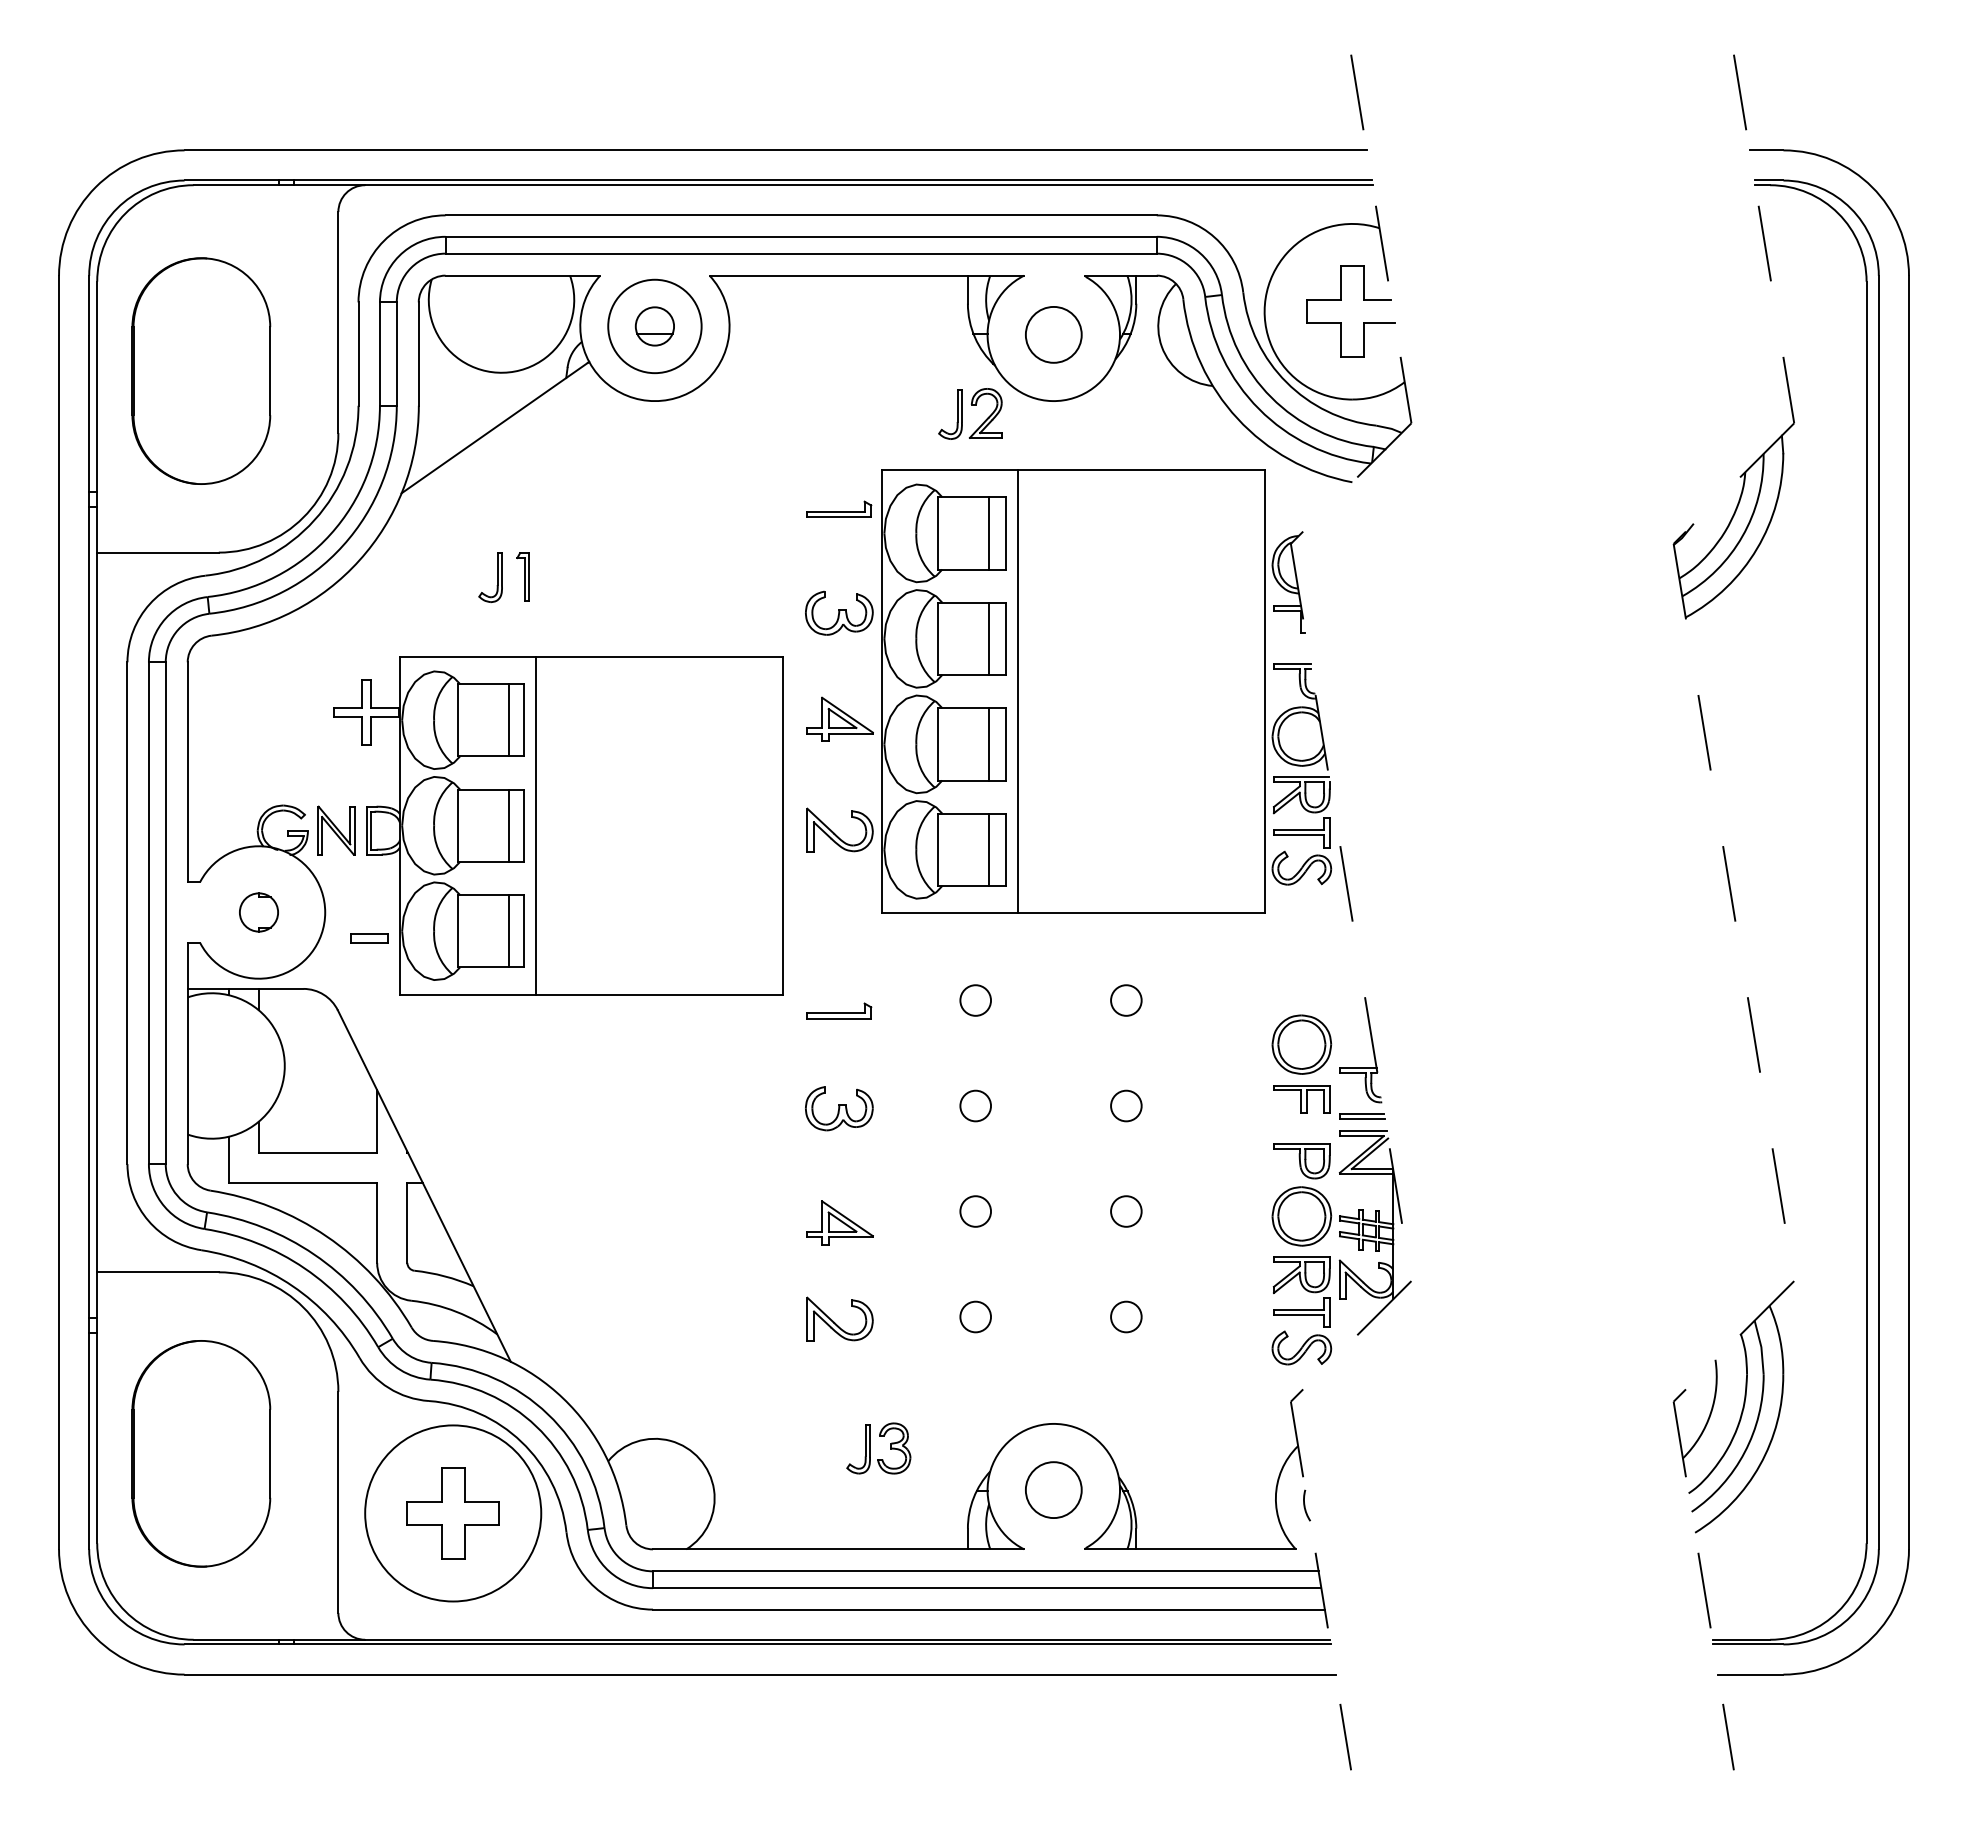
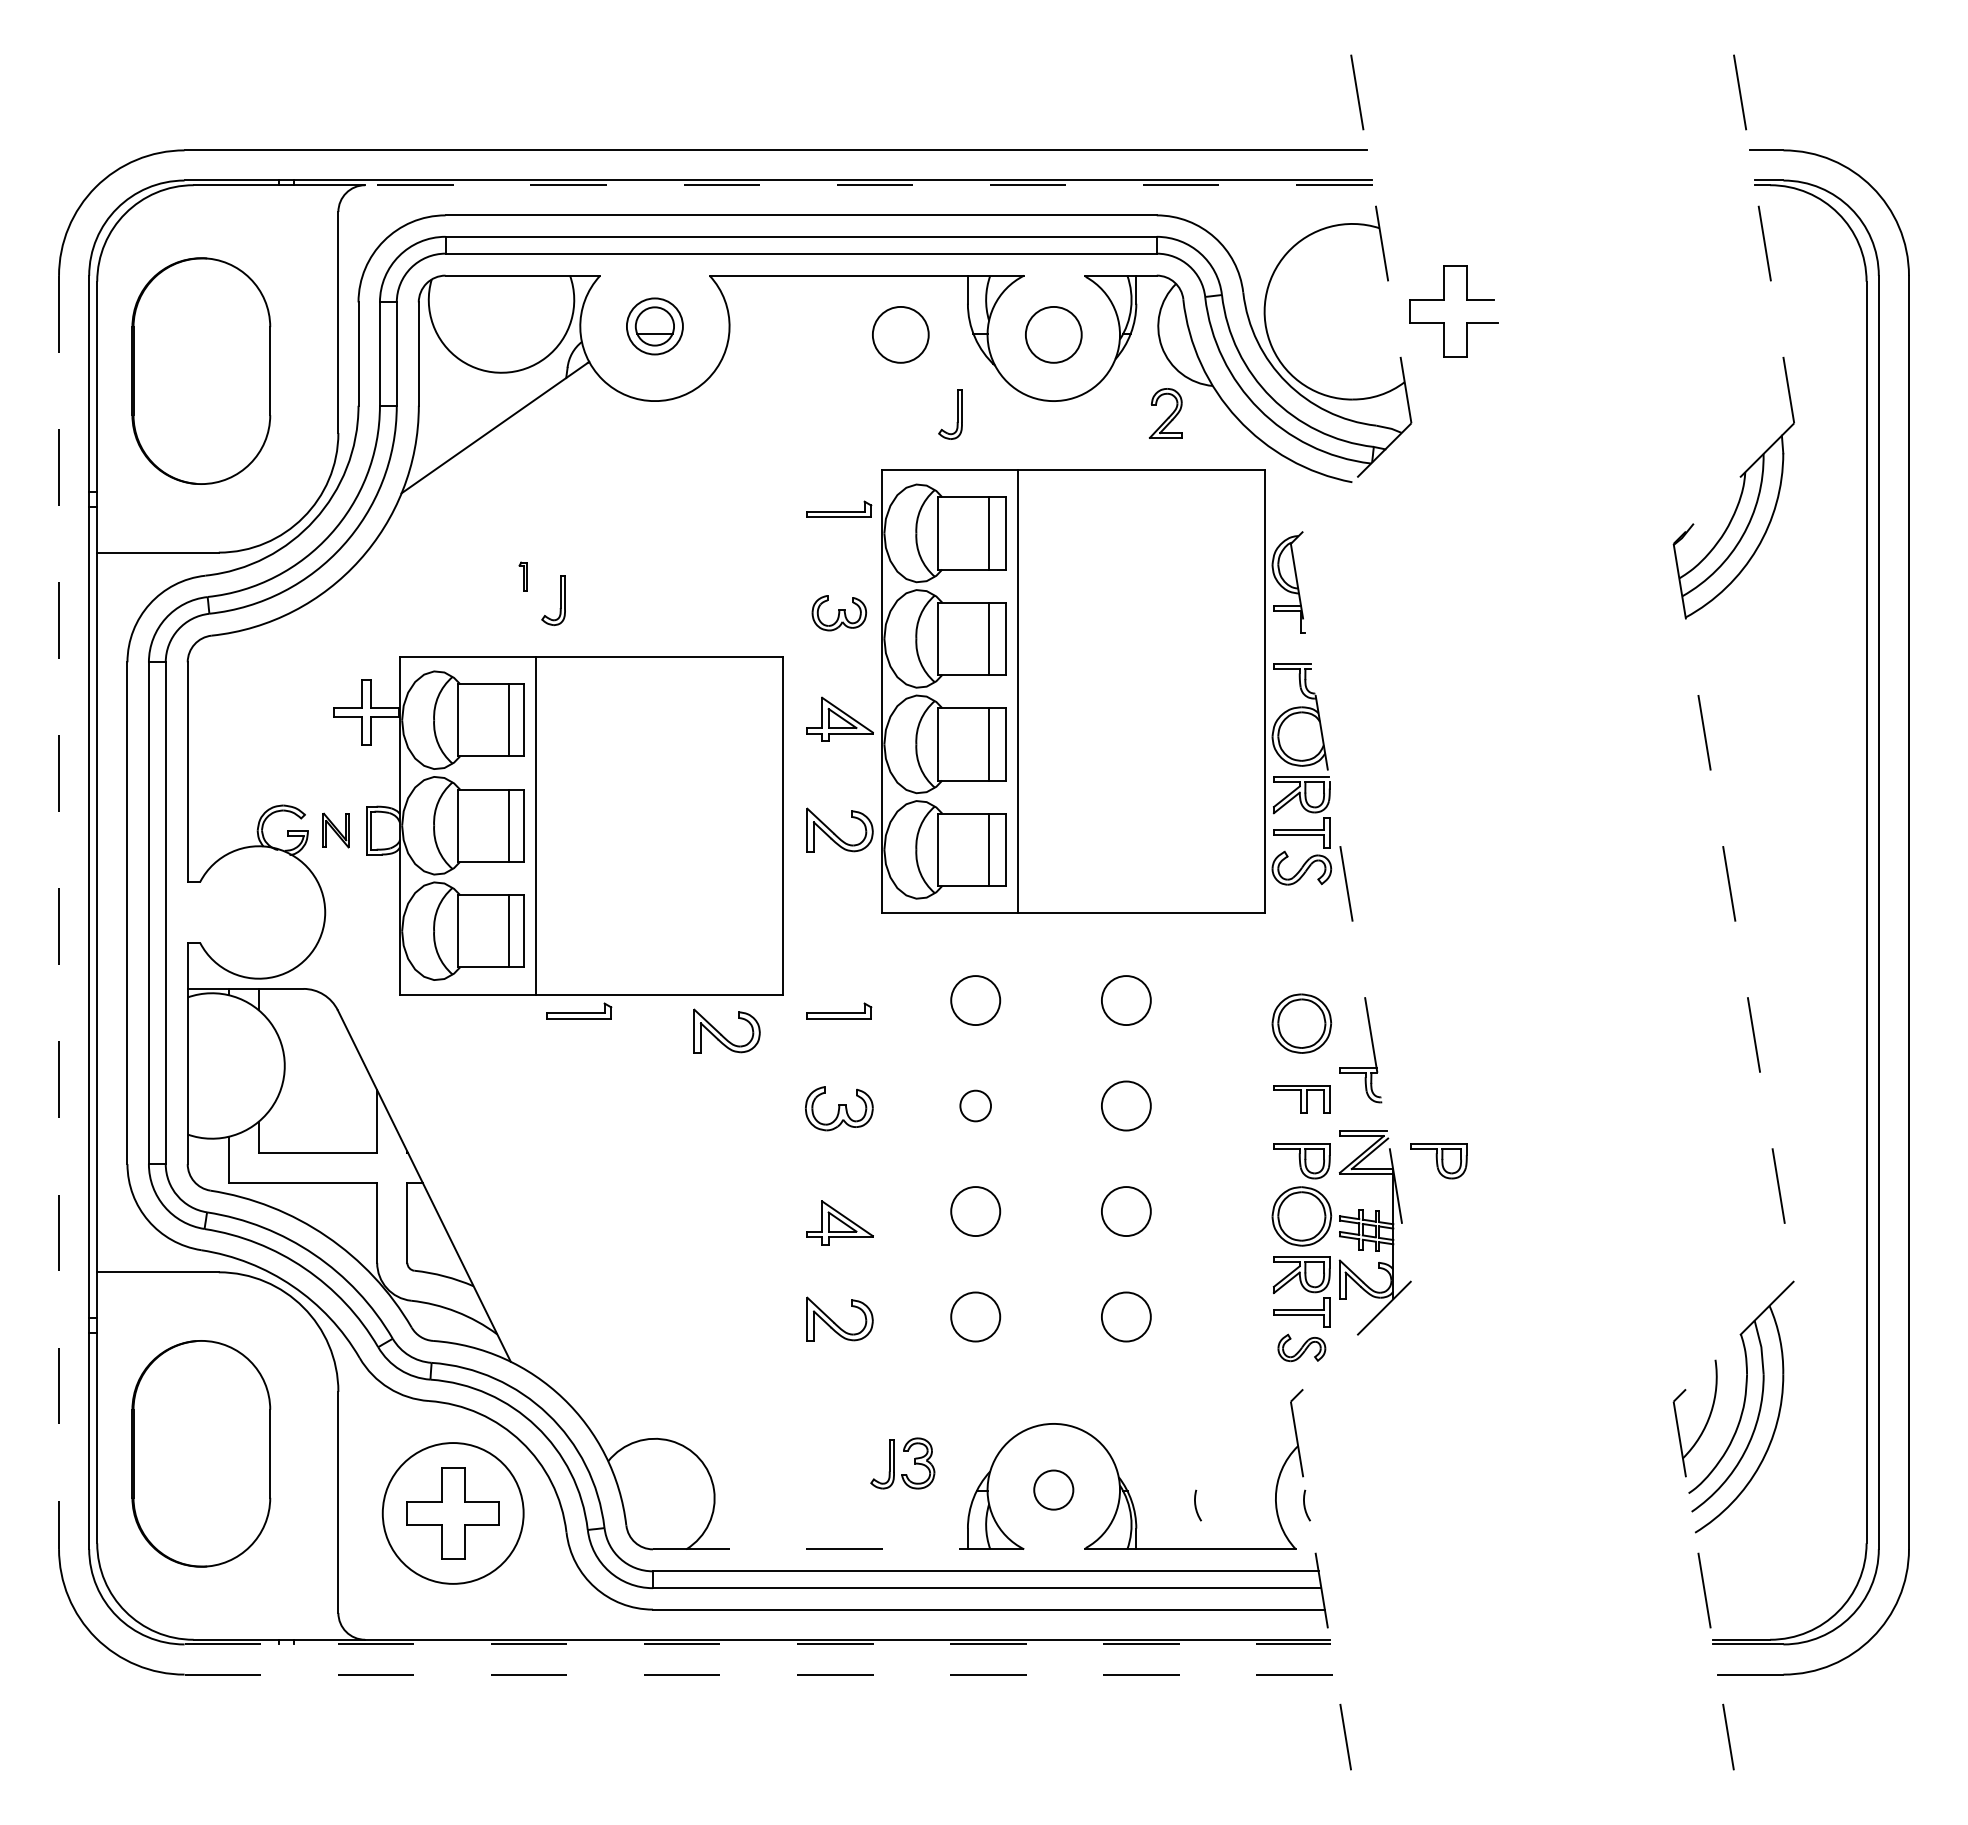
line: solid -> dashed (868, 185)
part position: (1341, 300) -> (1444, 300) (1444, 300)
circle diameter: 93 px -> 56 px (654, 326)
circle: none -> present (900, 334)
part position: (985, 413) -> (1165, 413) (1165, 413)
part size: 14x50 px -> 10x31 px (522, 576)
part position: (497, 577) -> (560, 600) (560, 600)
part size: 69x46 px -> 57x37 px (839, 613)
part size: 39x51 px -> 28x37 px (335, 830)
line: solid -> dashed (59, 912)
part: present -> none (258, 912)
part: present -> none (369, 938)
circle diameter: 31 px -> 49 px (975, 1000)
circle diameter: 31 px -> 49 px (1125, 1000)
part: none -> present (579, 1010)
part: none -> present (726, 1030)
part position: (1301, 1044) -> (1301, 1023) (1301, 1023)
circle diameter: 31 px -> 49 px (1125, 1105)
part: present -> none (1362, 1116)
part: none -> present (1438, 1161)
circle diameter: 31 px -> 49 px (975, 1211)
circle diameter: 31 px -> 49 px (1125, 1211)
circle diameter: 31 px -> 49 px (975, 1316)
circle diameter: 31 px -> 49 px (1125, 1316)
part size: 62x36 px -> 50x30 px (1301, 1347)
part position: (870, 1448) -> (894, 1463) (894, 1463)
circle diameter: 56 px -> 39 px (1053, 1489)
arc: none -> present (1196, 1505)
circle diameter: 176 px -> 141 px (452, 1513)
line: solid -> dashed (838, 1549)
line: solid -> dashed (758, 1644)
line: solid -> dashed (760, 1674)
